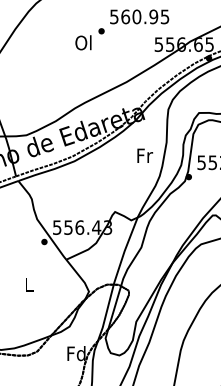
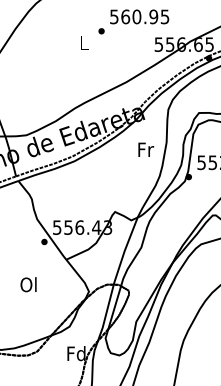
text: Ol -> L (83, 42)
text position: (144, 155) -> (145, 149) (145, 149)
text: L -> Ol (28, 284)
